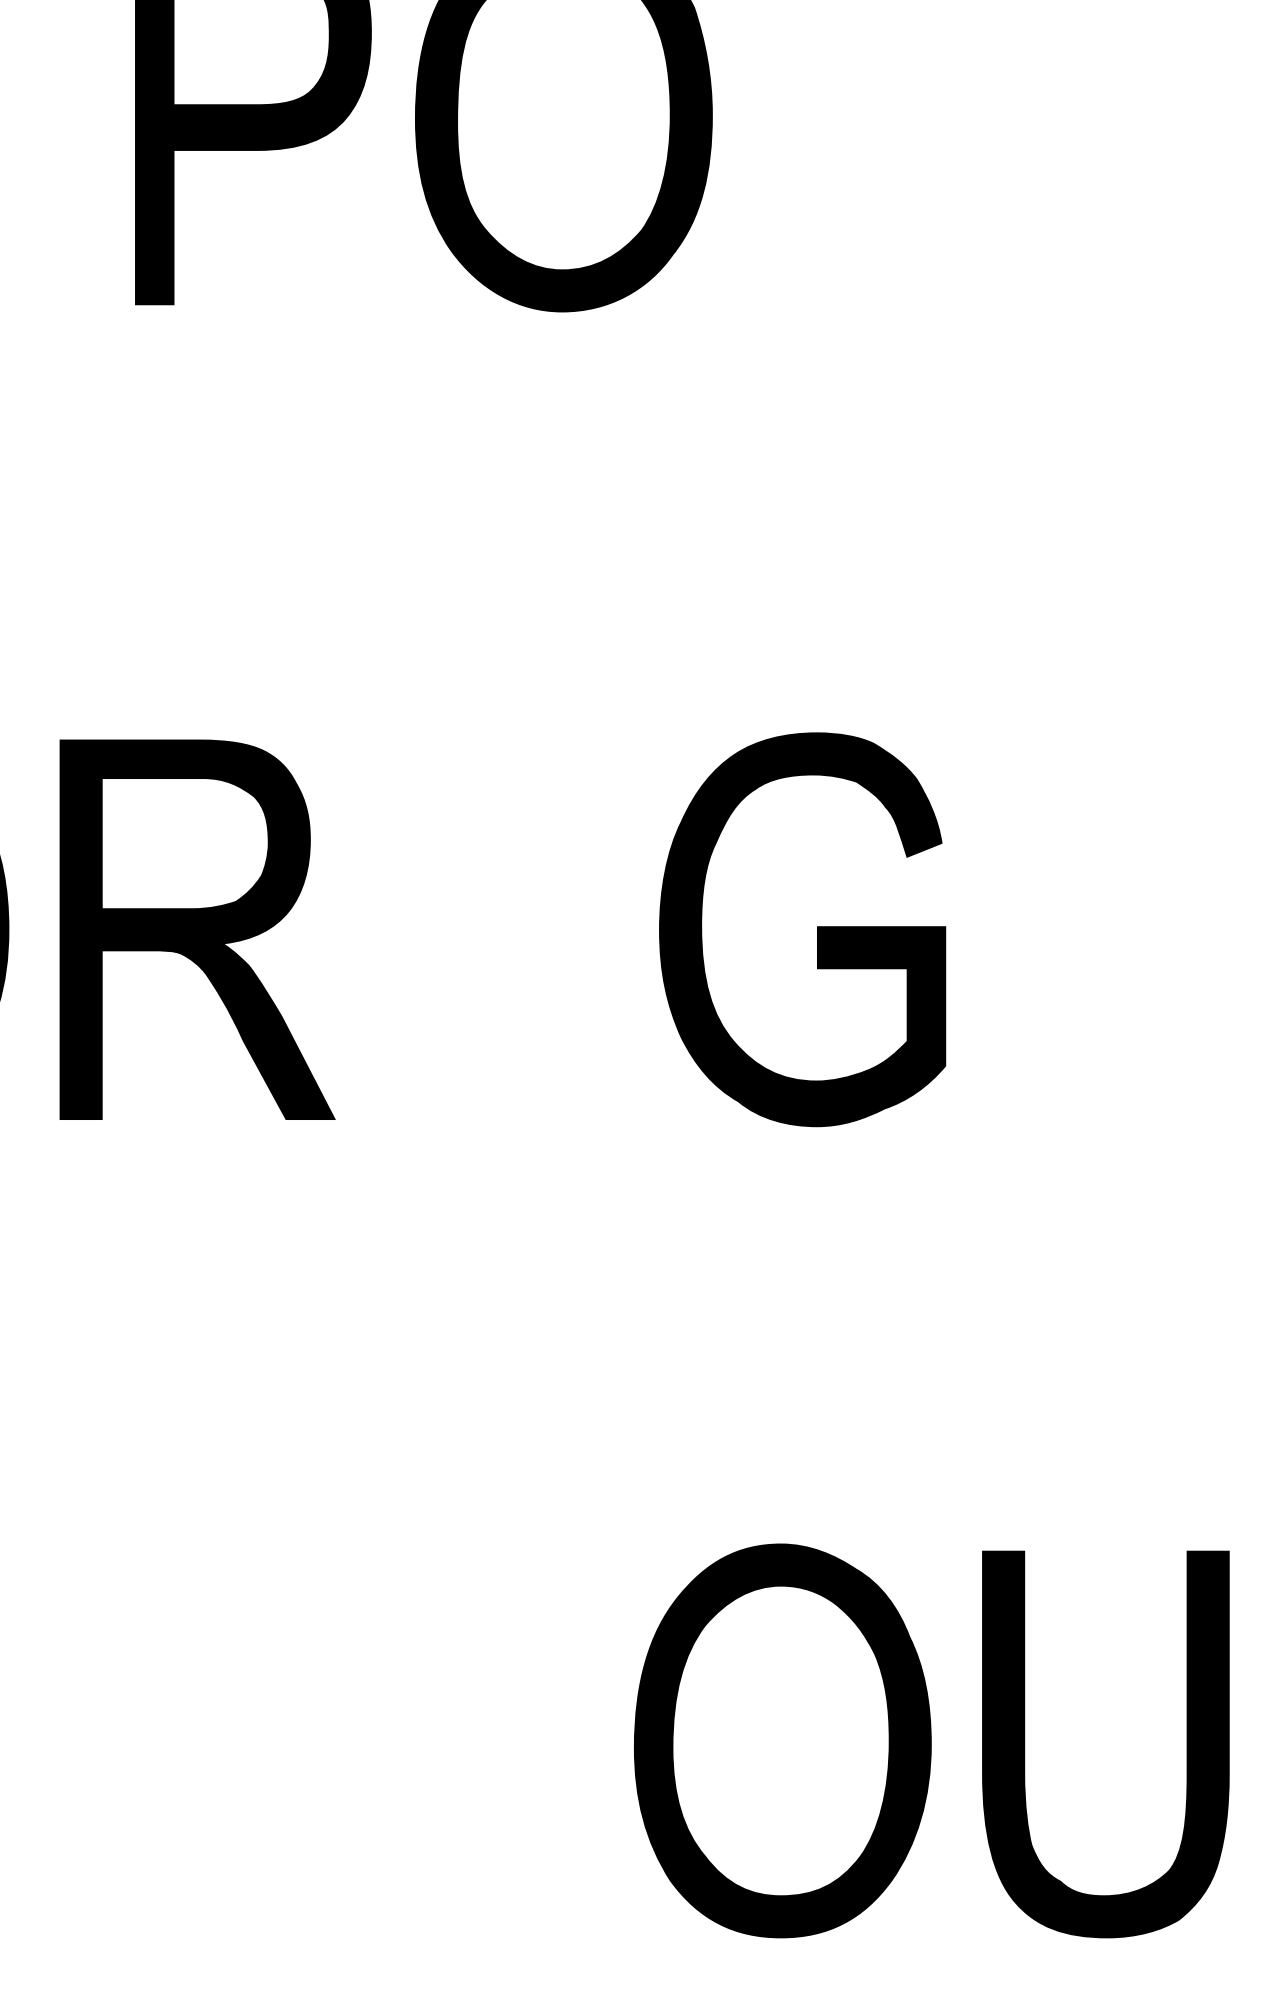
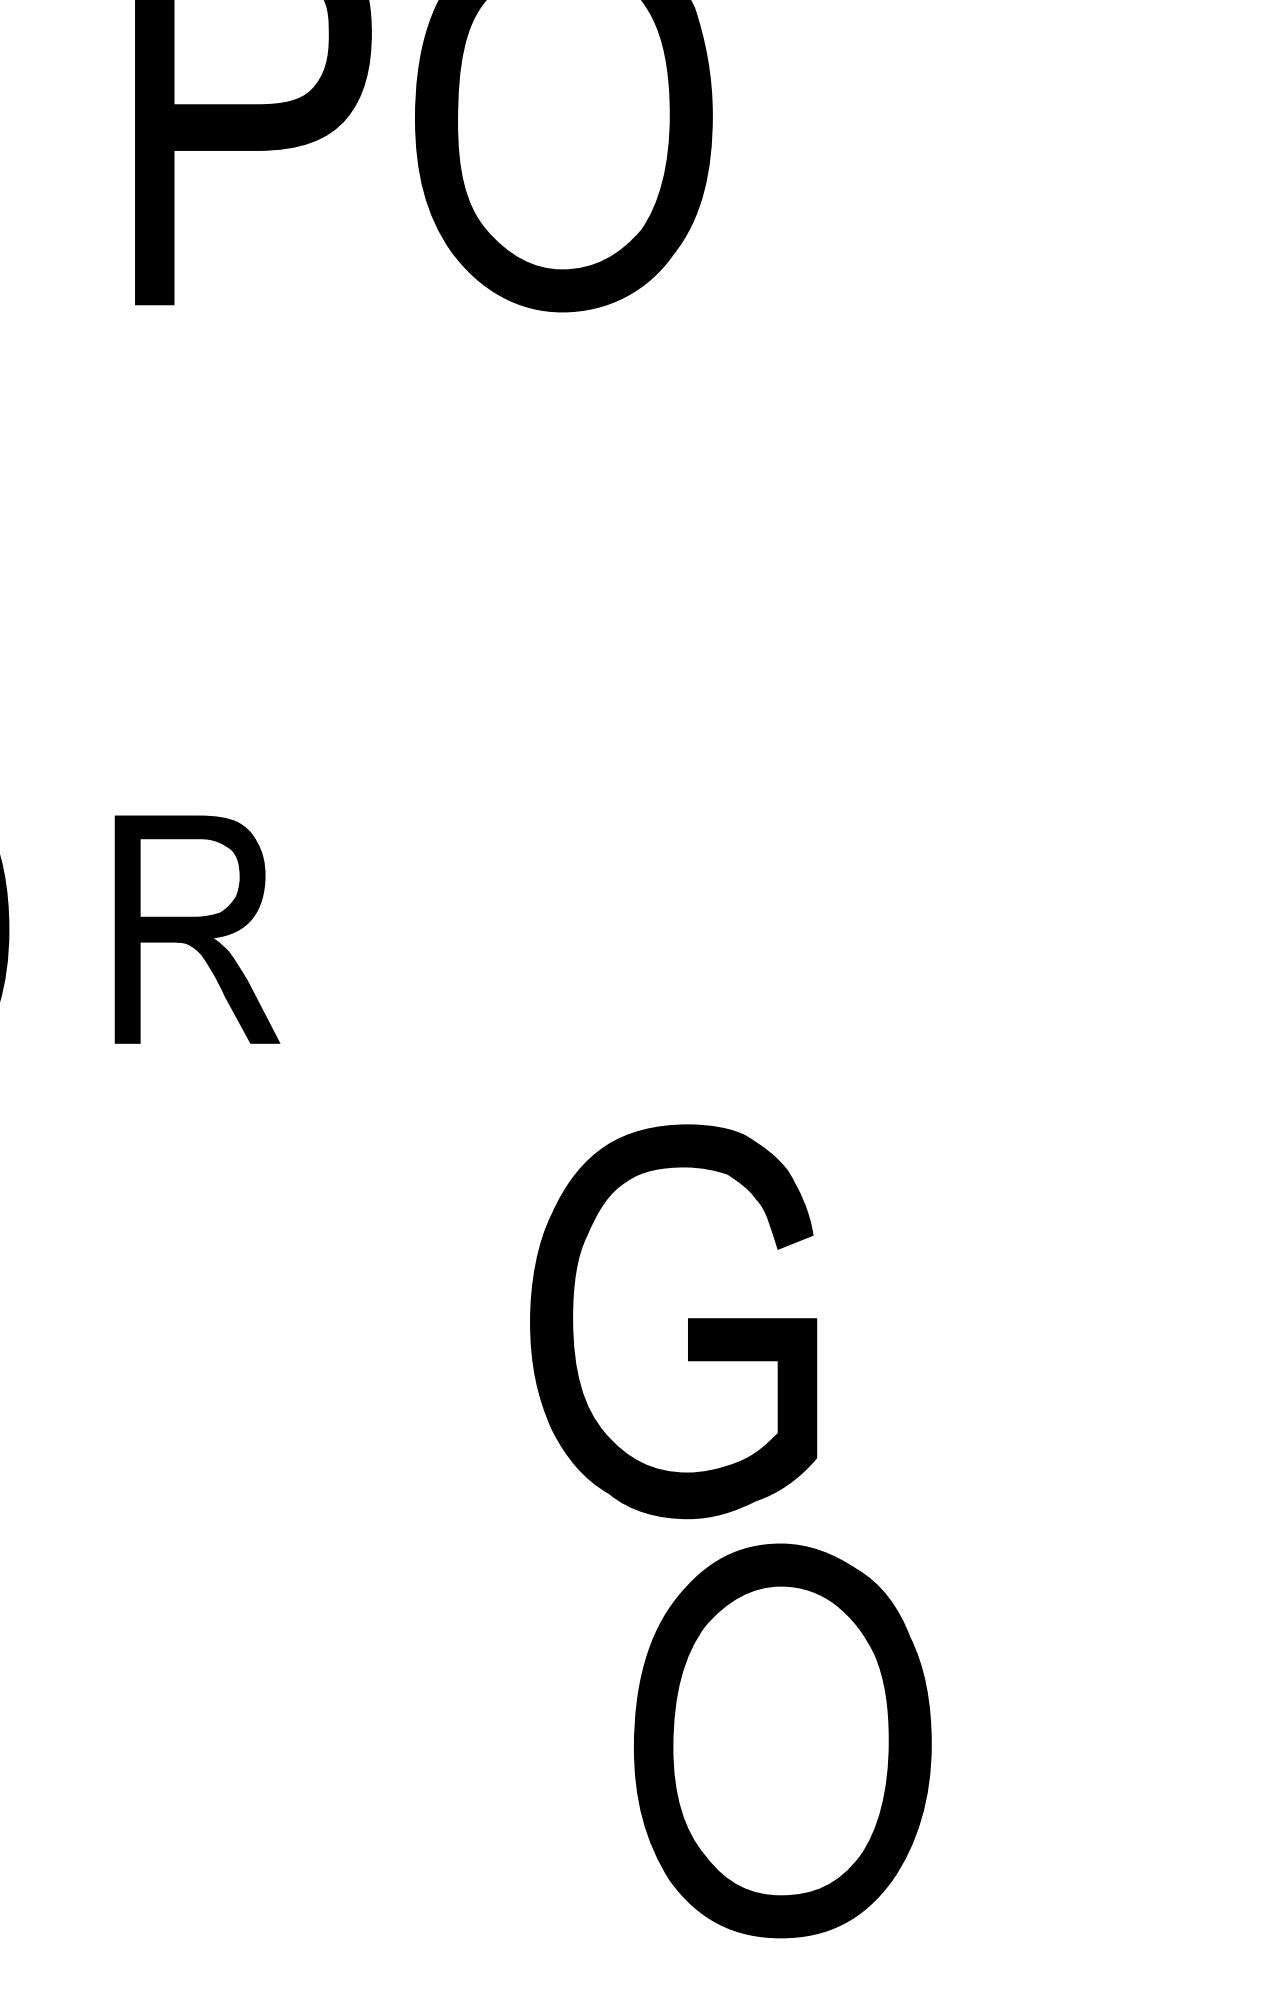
part size: 277x381 px -> 167x229 px (197, 929)
part position: (817, 929) -> (688, 1321) (688, 1321)
fill: present -> none (1105, 1744)
